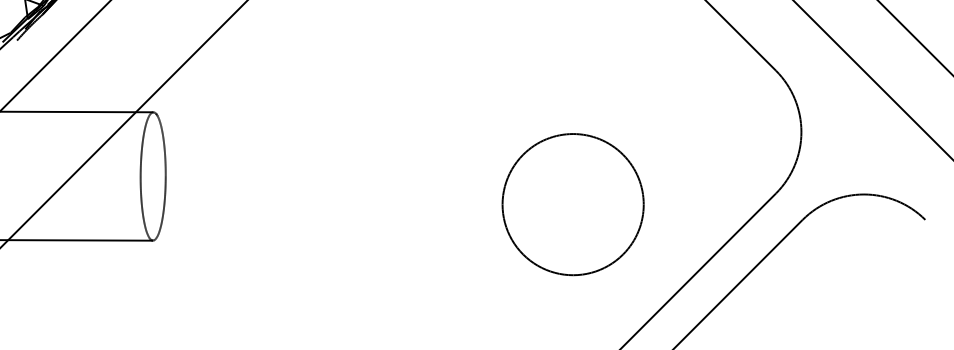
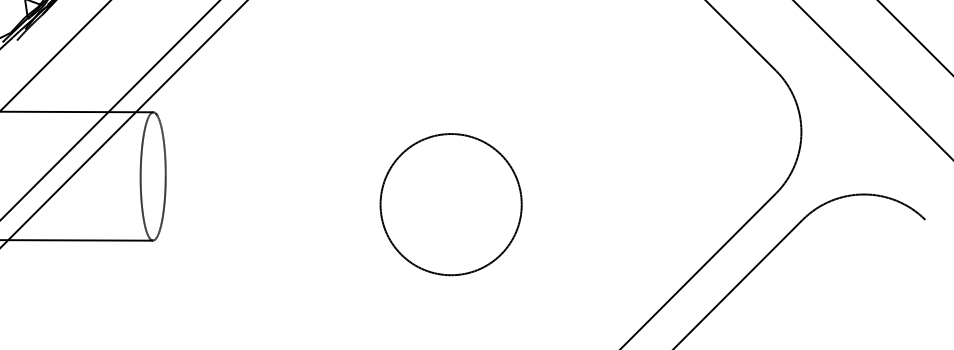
line: none -> present (110, 110)
part position: (572, 204) -> (450, 204) (450, 204)
